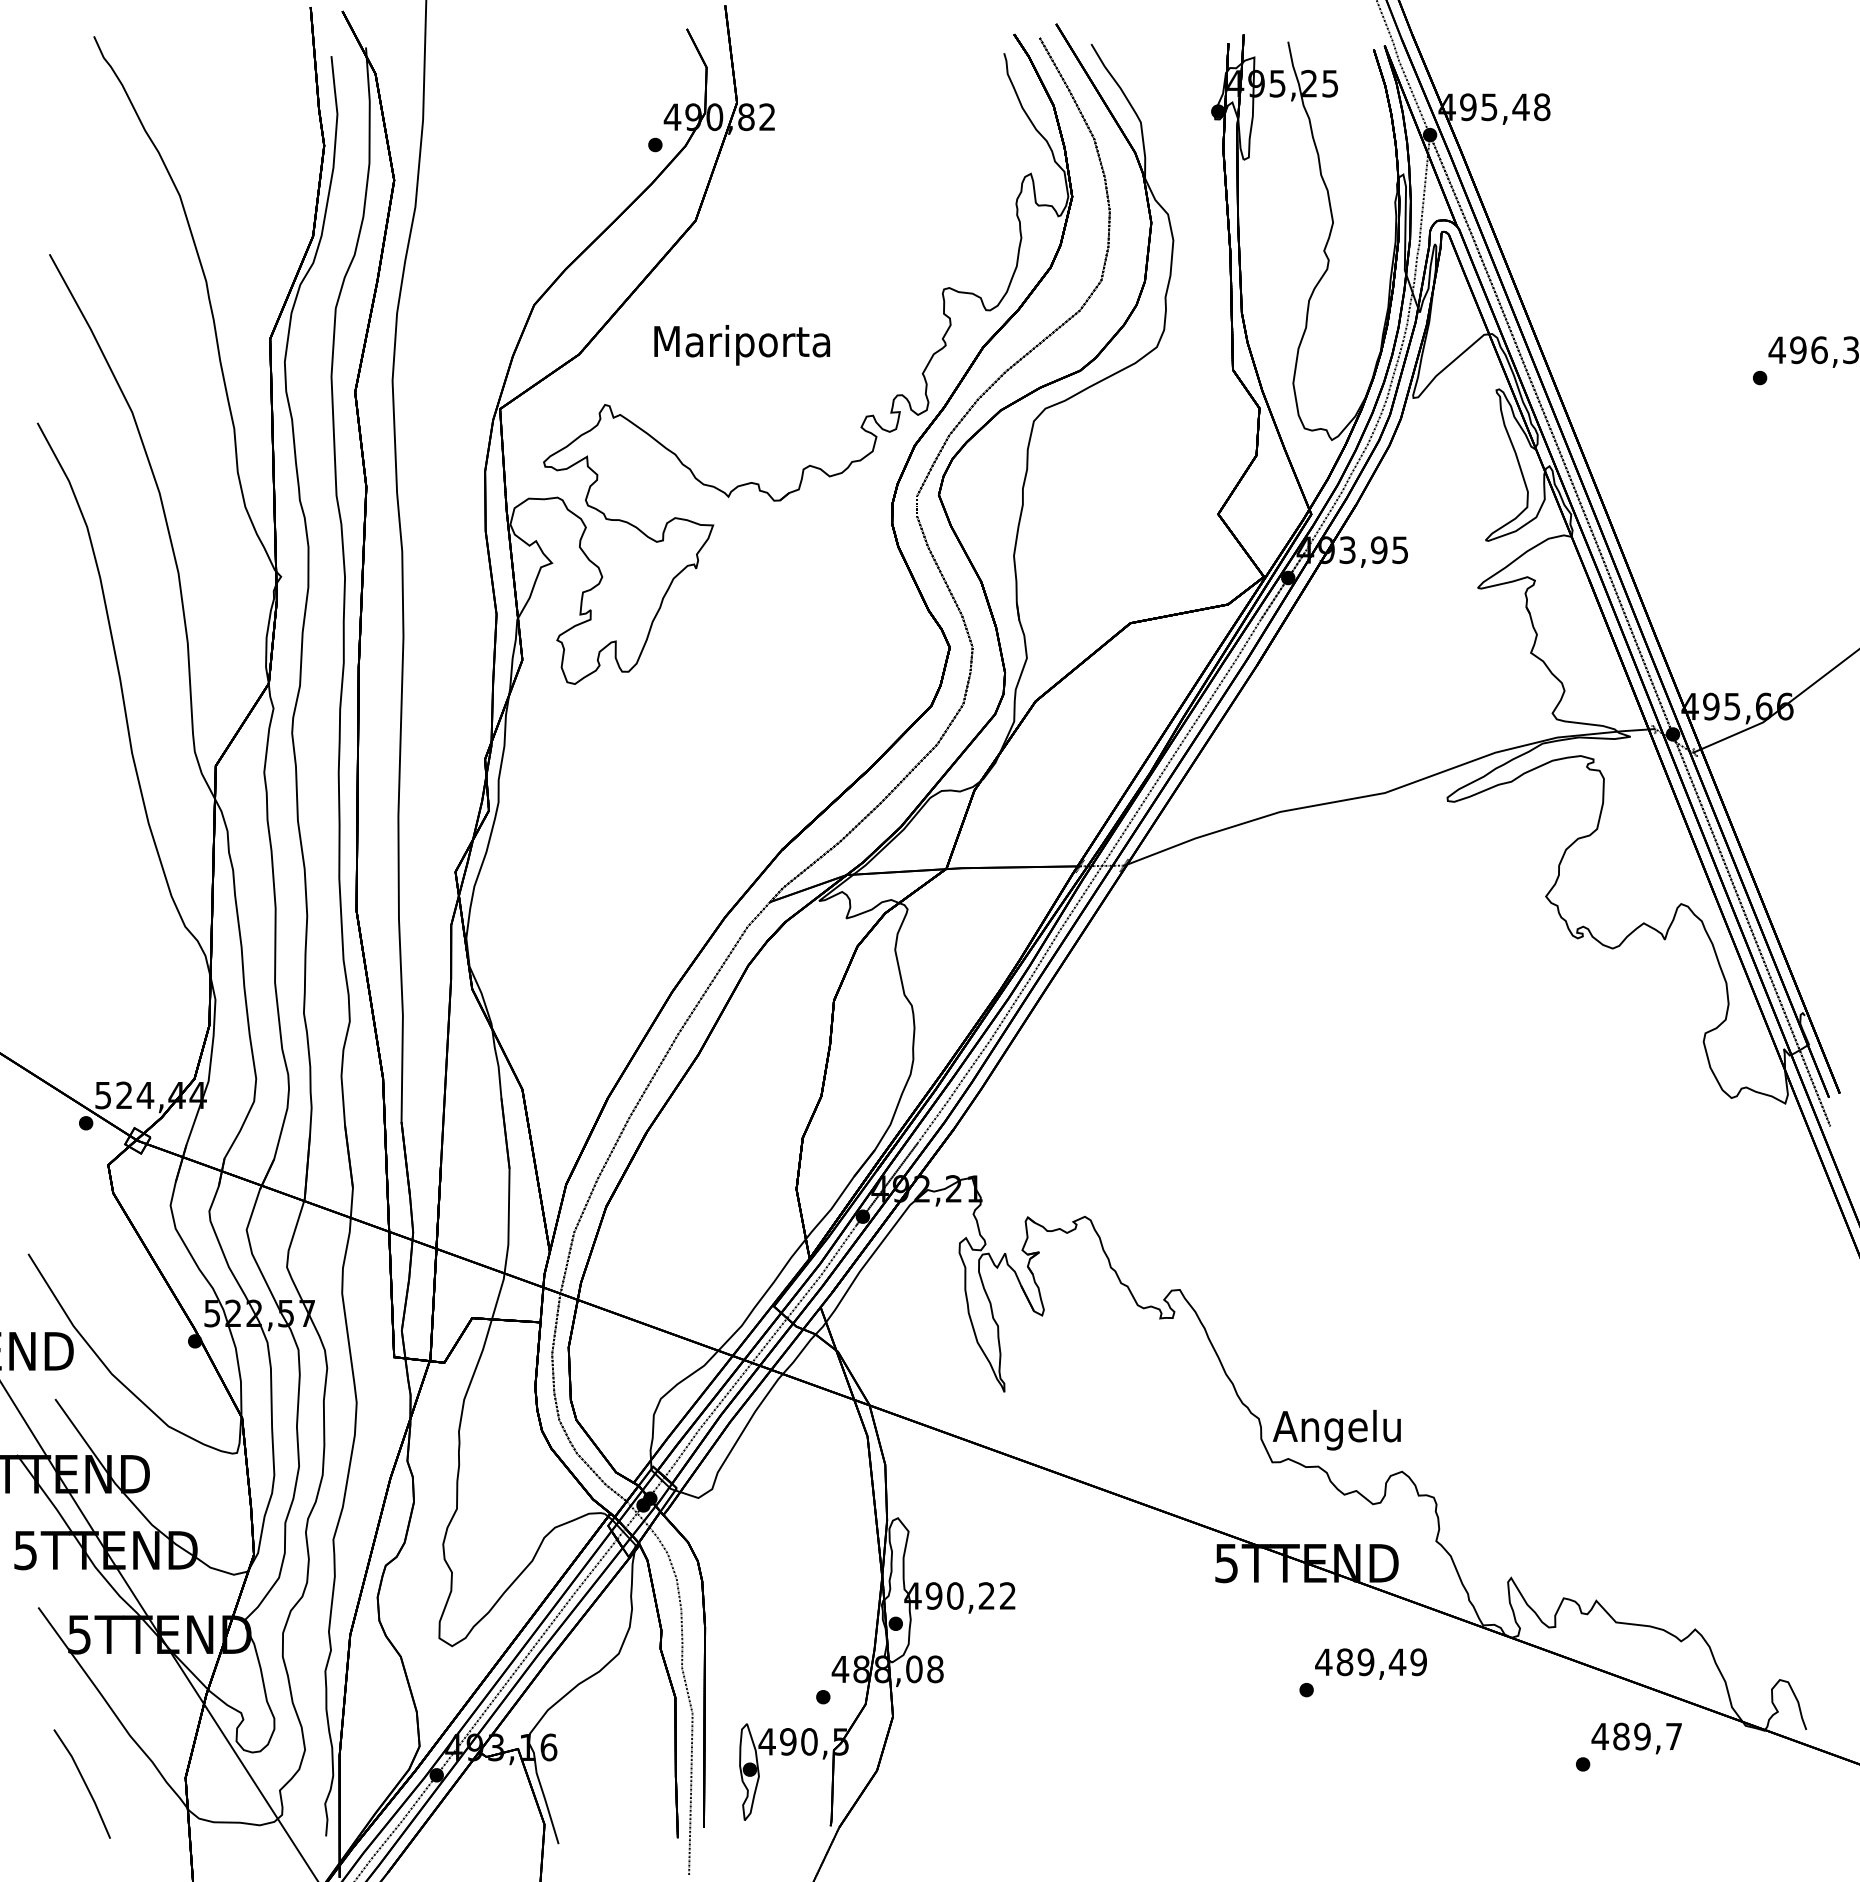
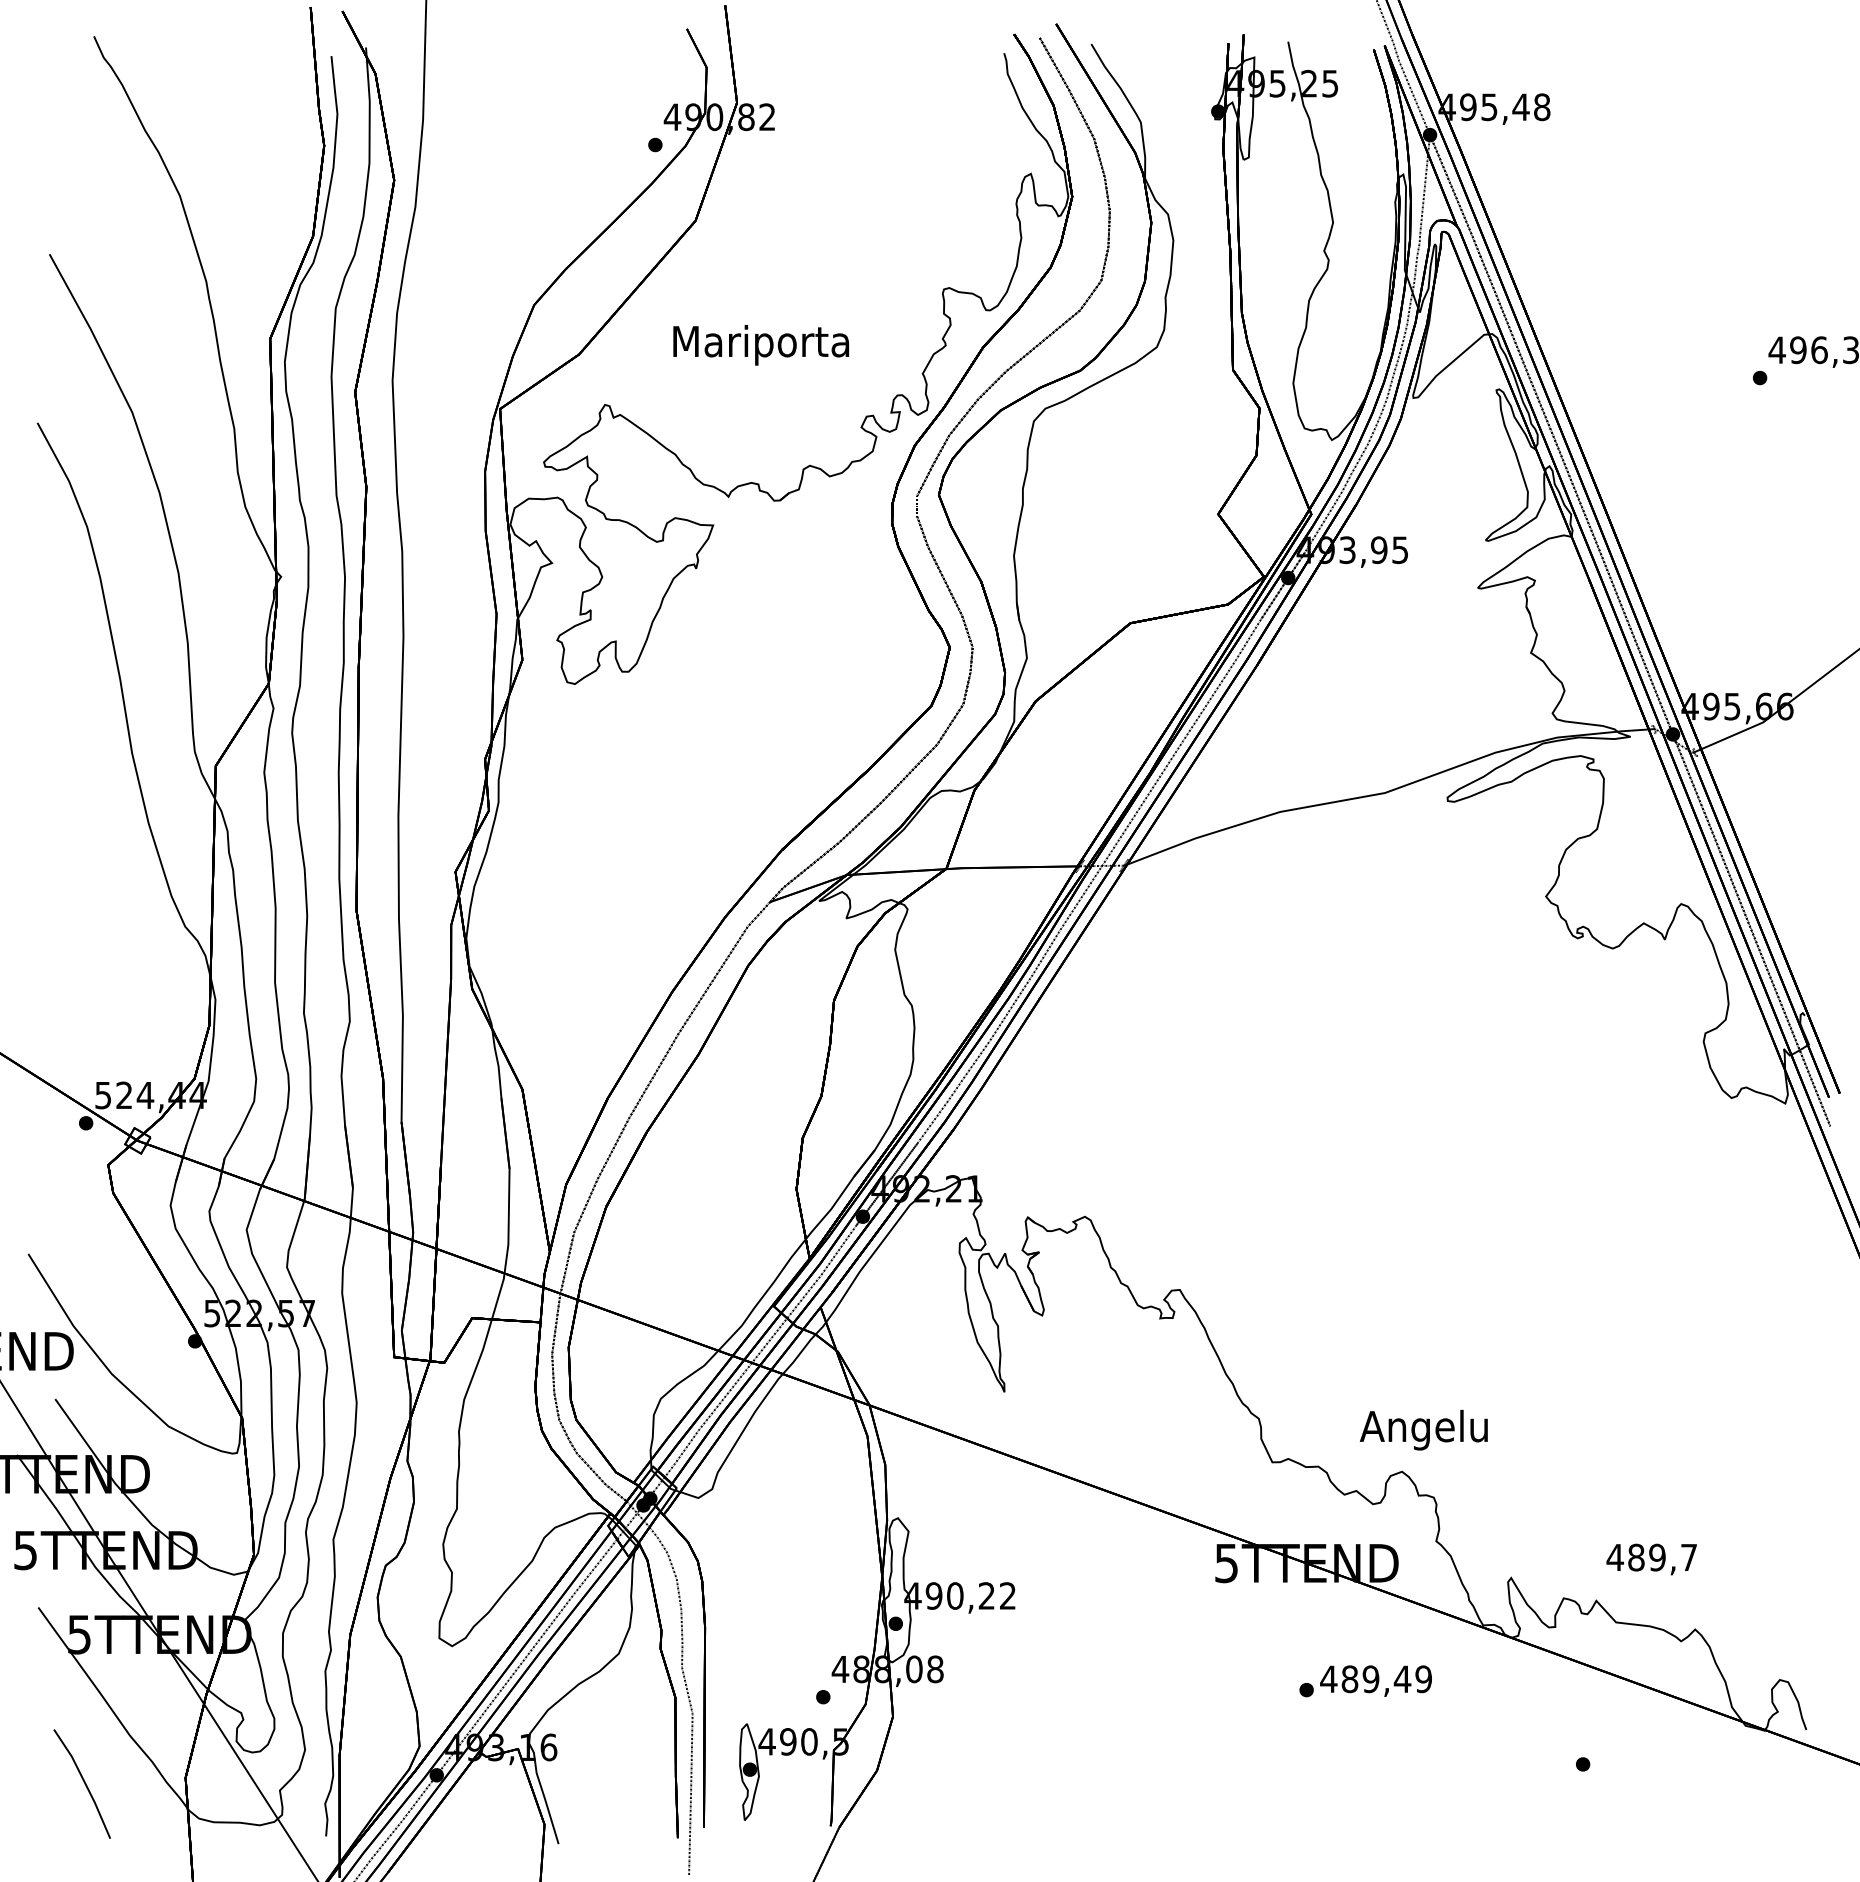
text position: (741, 345) -> (760, 345) (760, 345)
text position: (1336, 1429) -> (1423, 1429) (1423, 1429)
text position: (1370, 1663) -> (1375, 1680) (1375, 1680)
text position: (1636, 1738) -> (1651, 1559) (1651, 1559)
